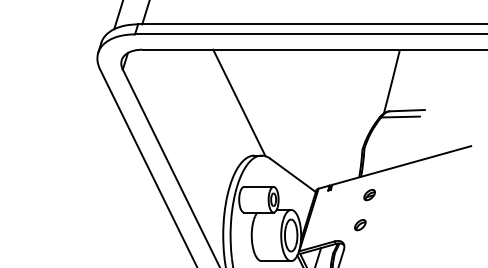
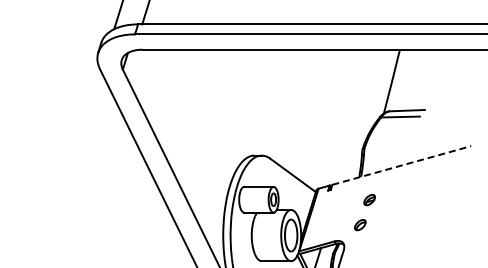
line: present -> none (239, 102)
line: solid -> dashed (402, 165)
part position: (369, 195) -> (369, 200) (369, 200)
